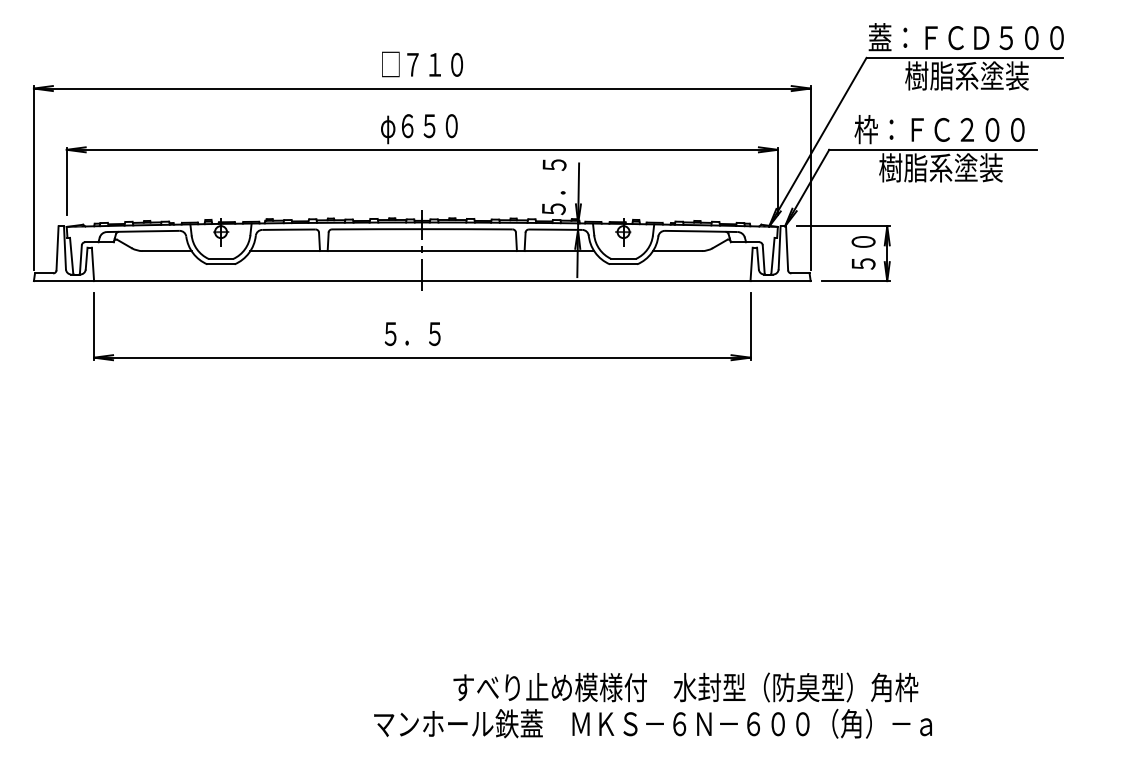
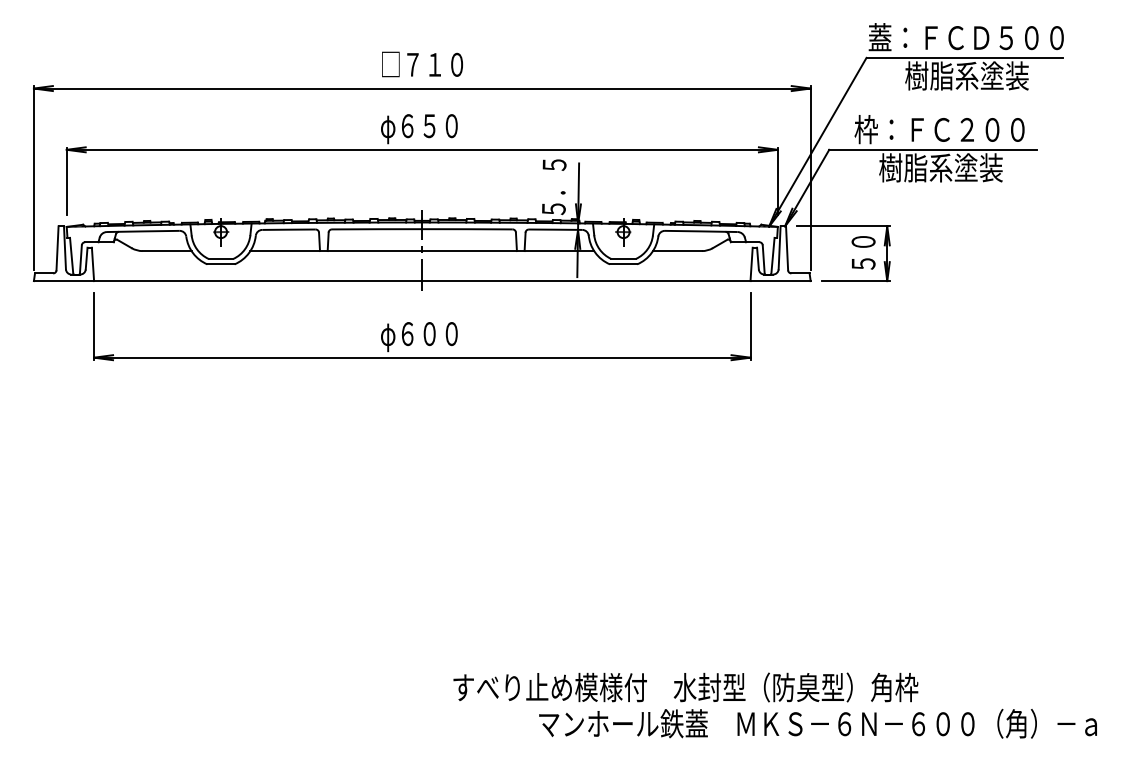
text: ５．５ -> φ６００ (419, 337)
text position: (652, 723) -> (817, 723) (817, 723)
